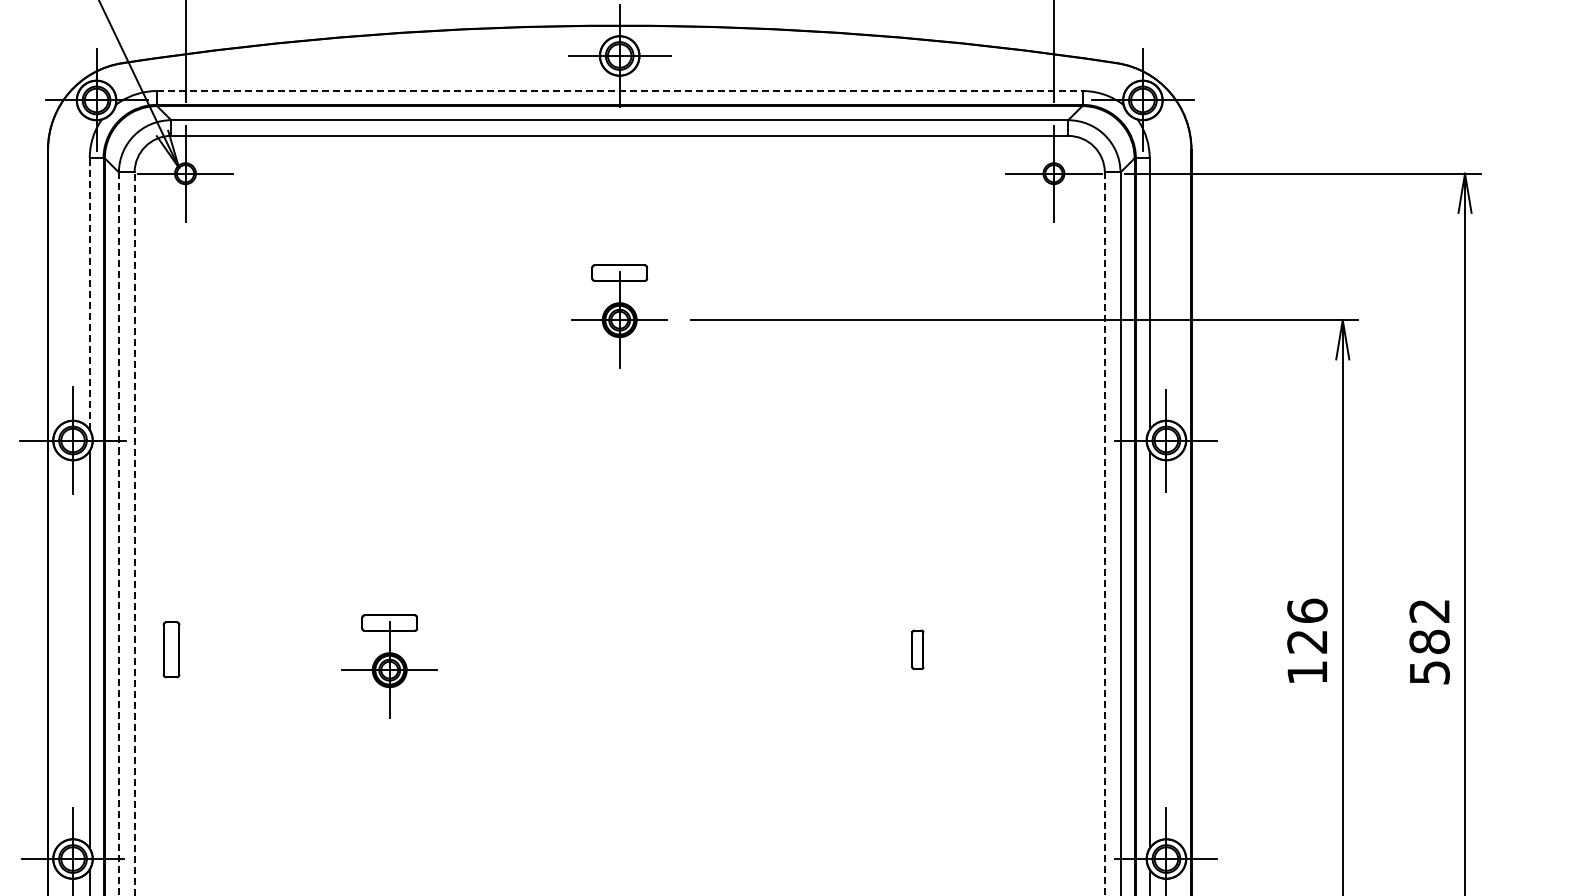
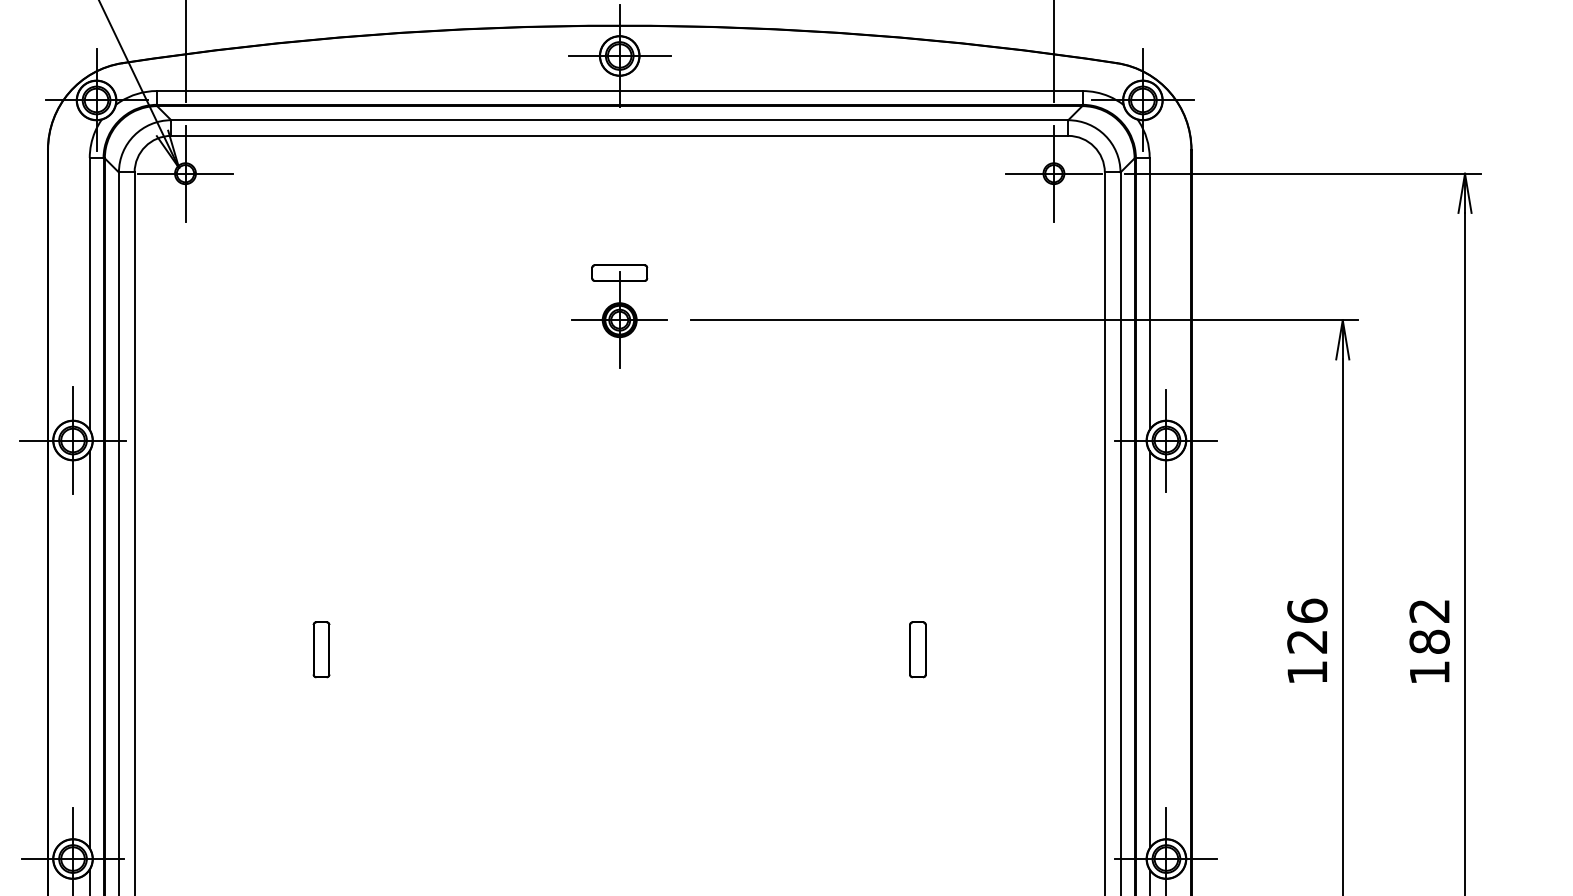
line: dashed -> solid (620, 91)
line: dashed -> solid (89, 293)
line: dashed -> solid (134, 533)
line: dashed -> solid (118, 534)
line: dashed -> solid (1104, 534)
part position: (171, 649) -> (321, 649) (321, 649)
part size: 14x41 px -> 18x58 px (917, 649)
part: present -> none (389, 666)
text: 582 -> 182 (1429, 672)
